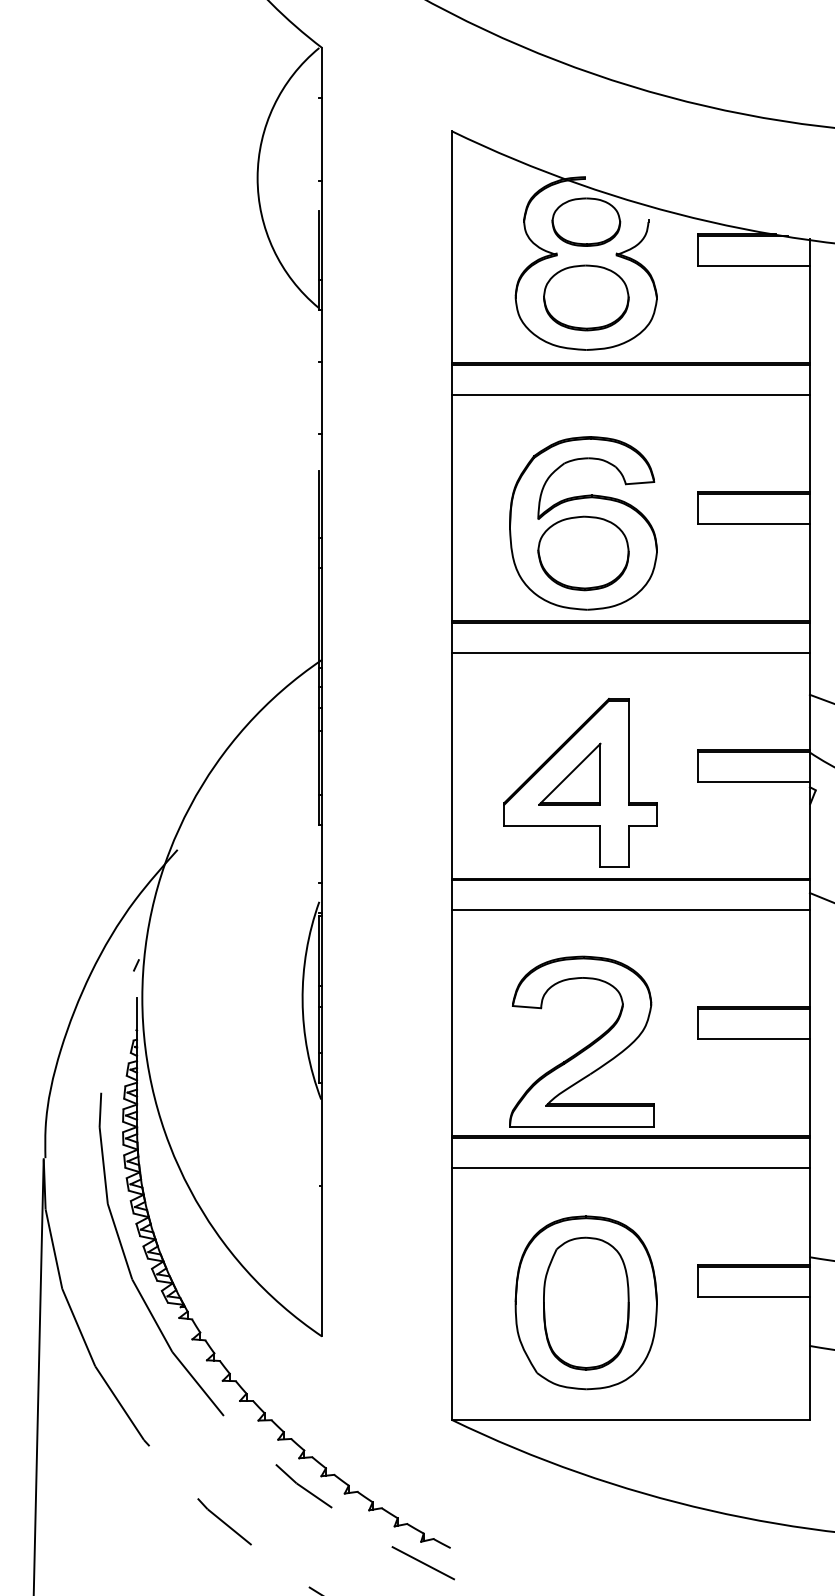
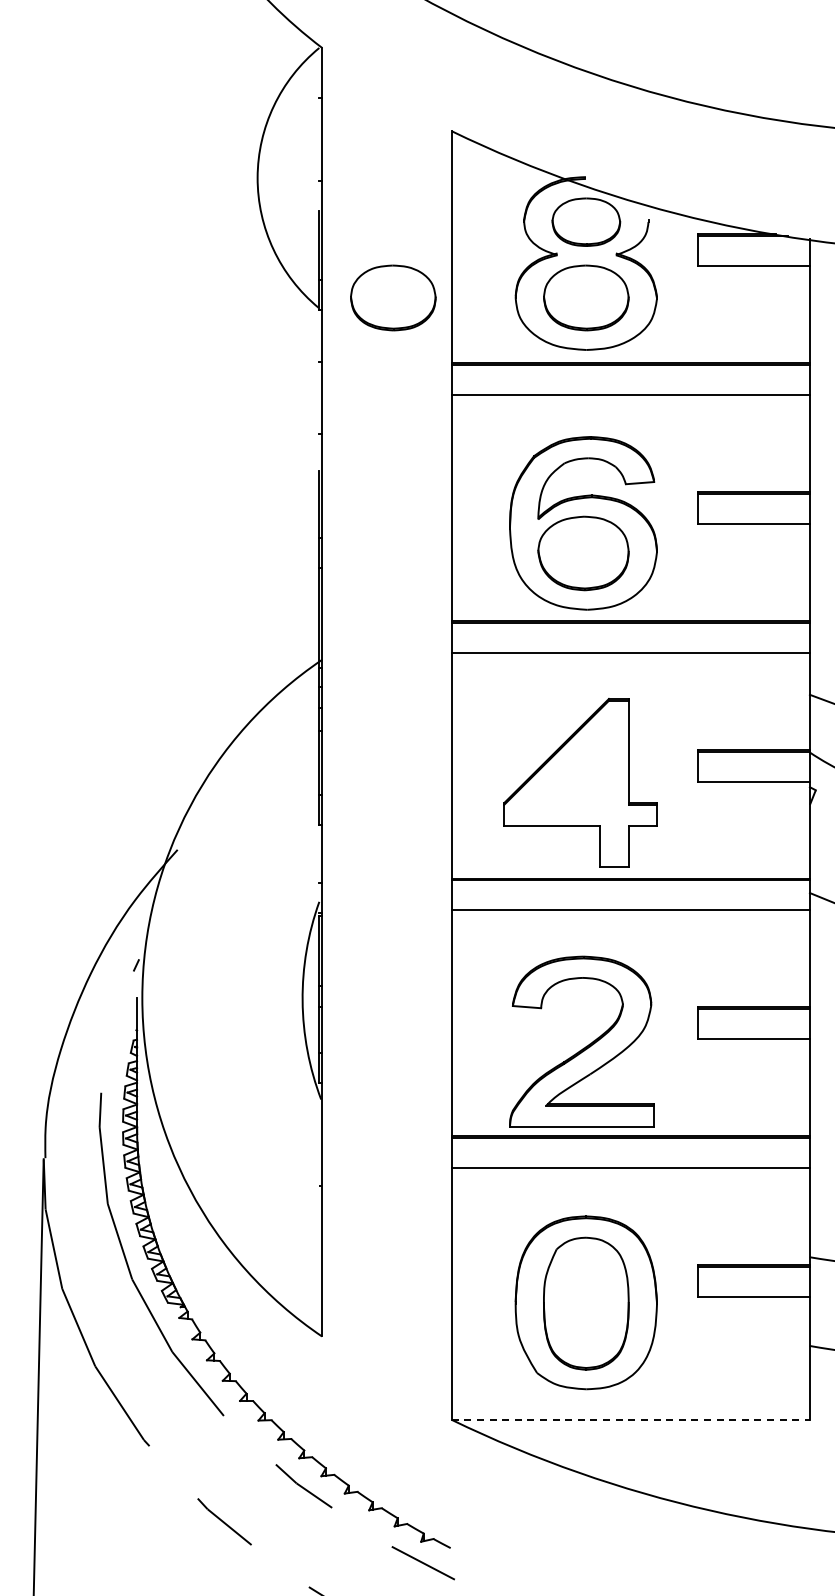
part: none -> present (393, 297)
part: present -> none (569, 773)
line: solid -> dashed (631, 1419)
